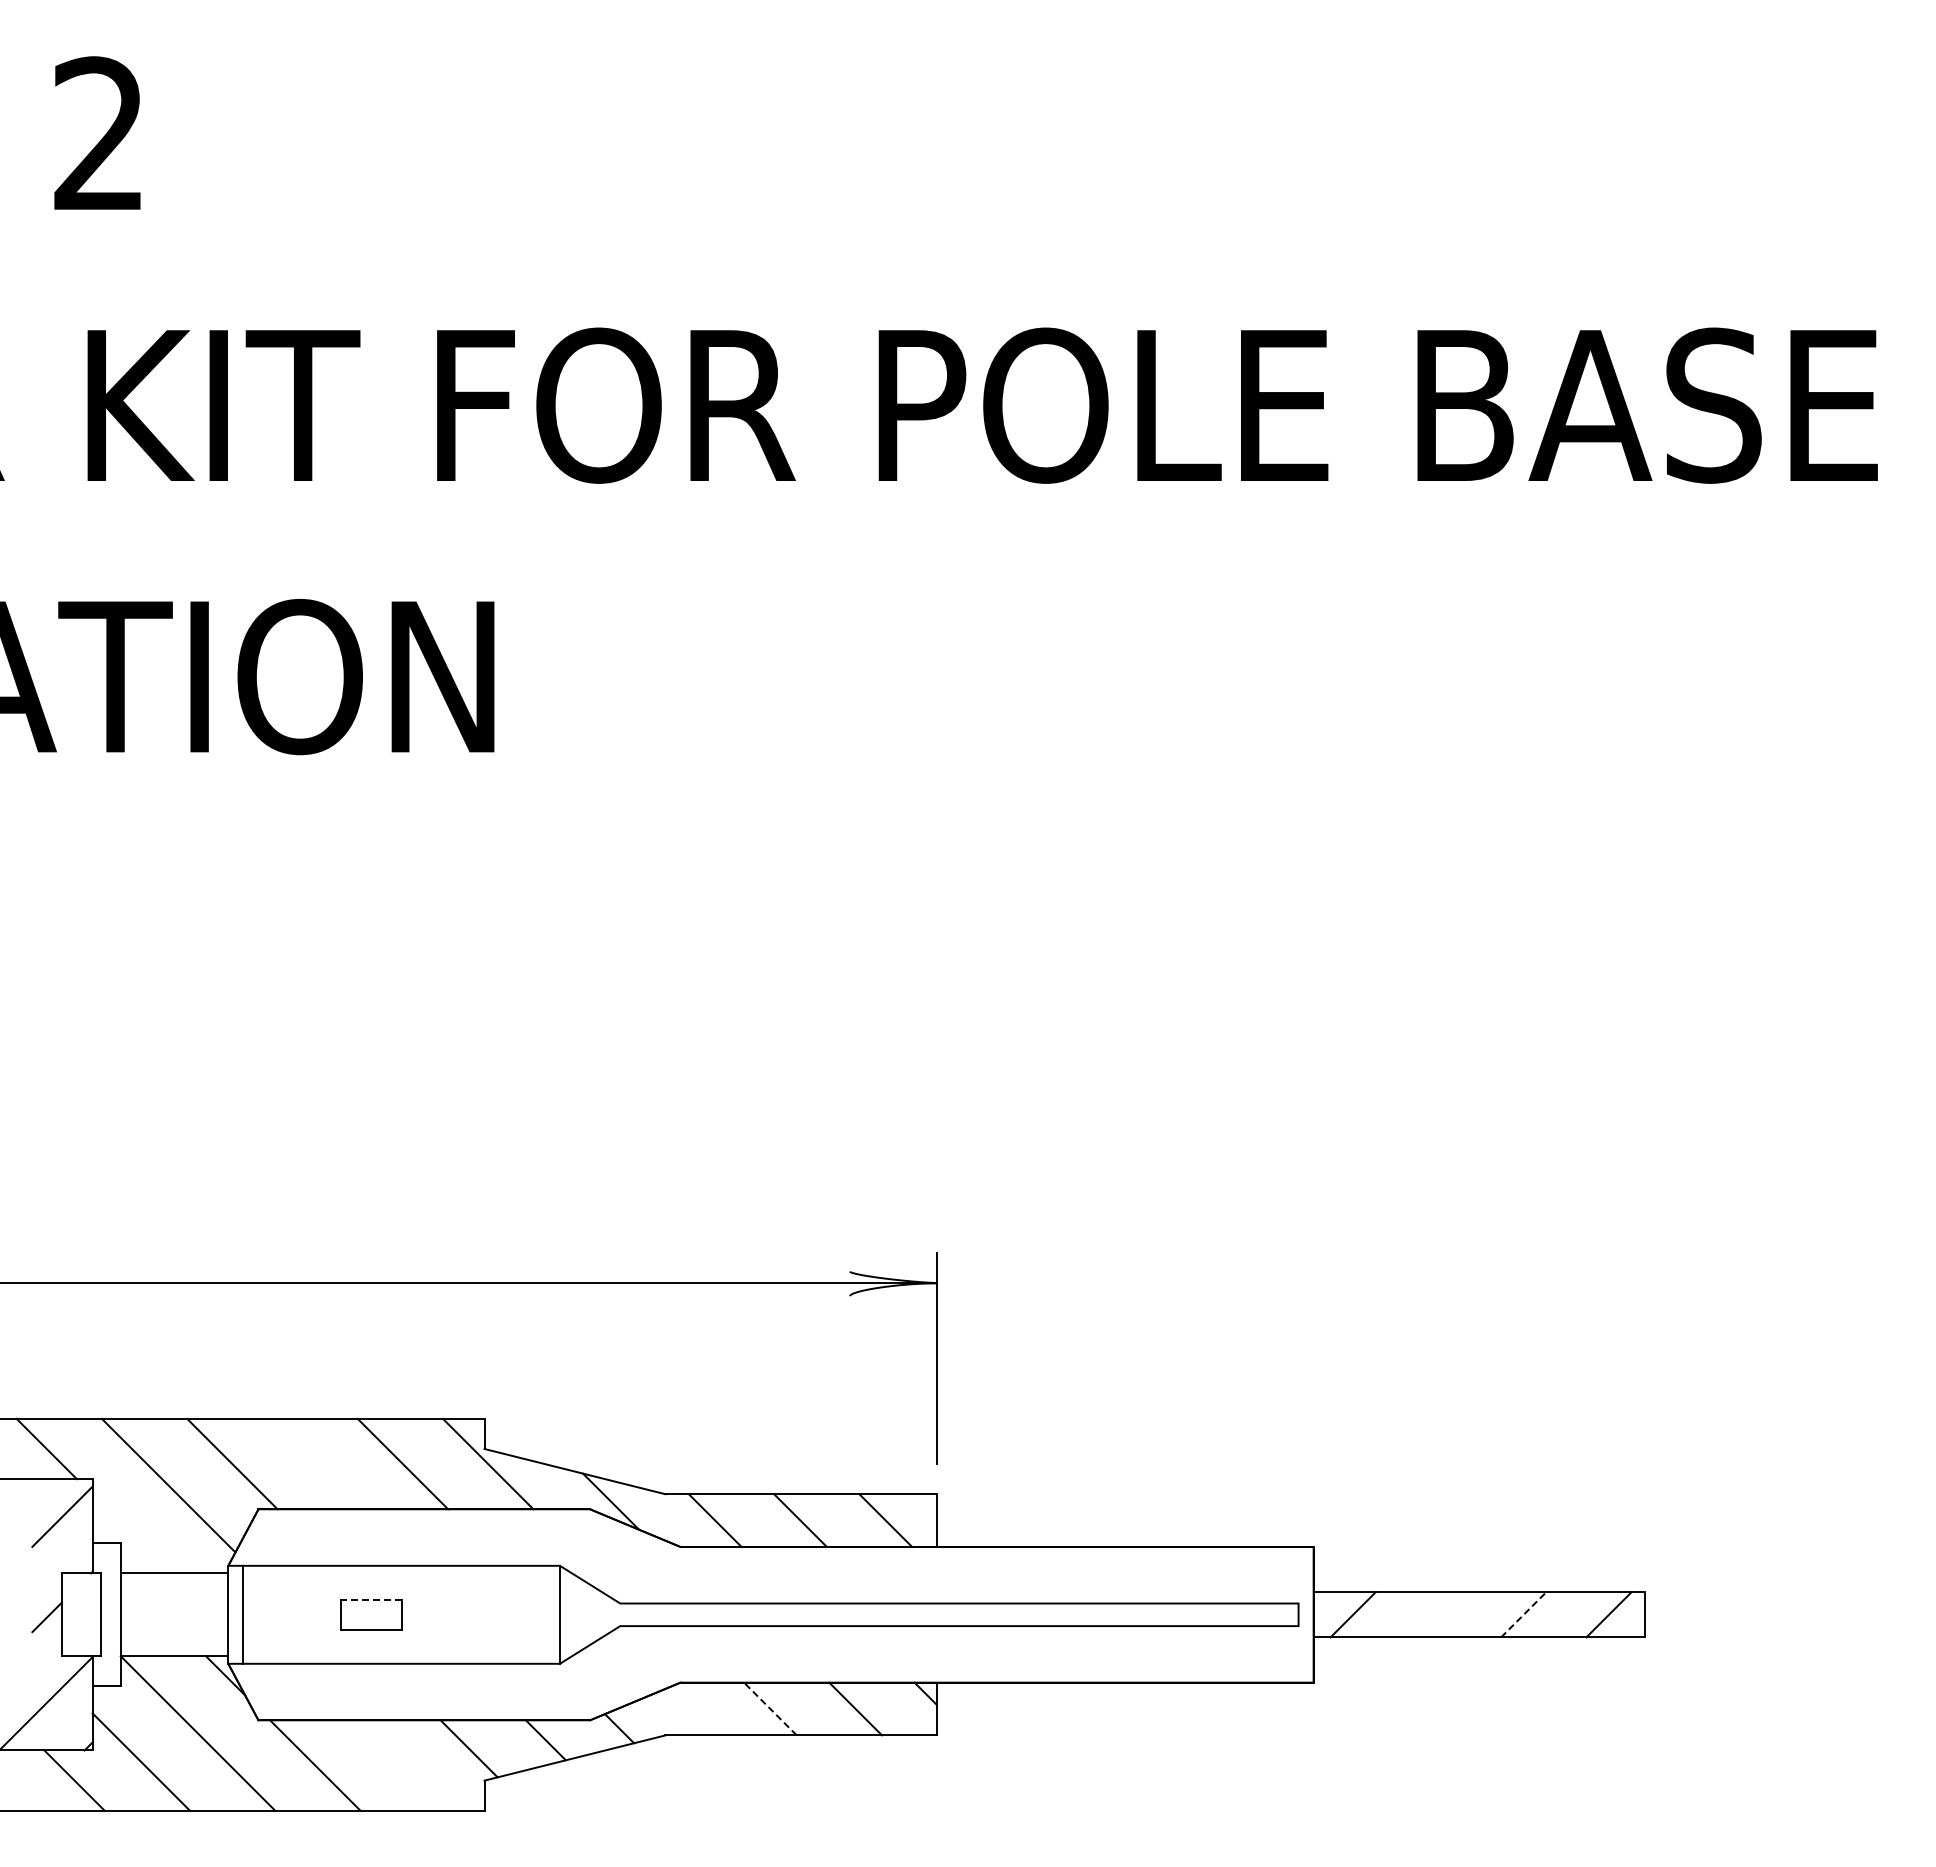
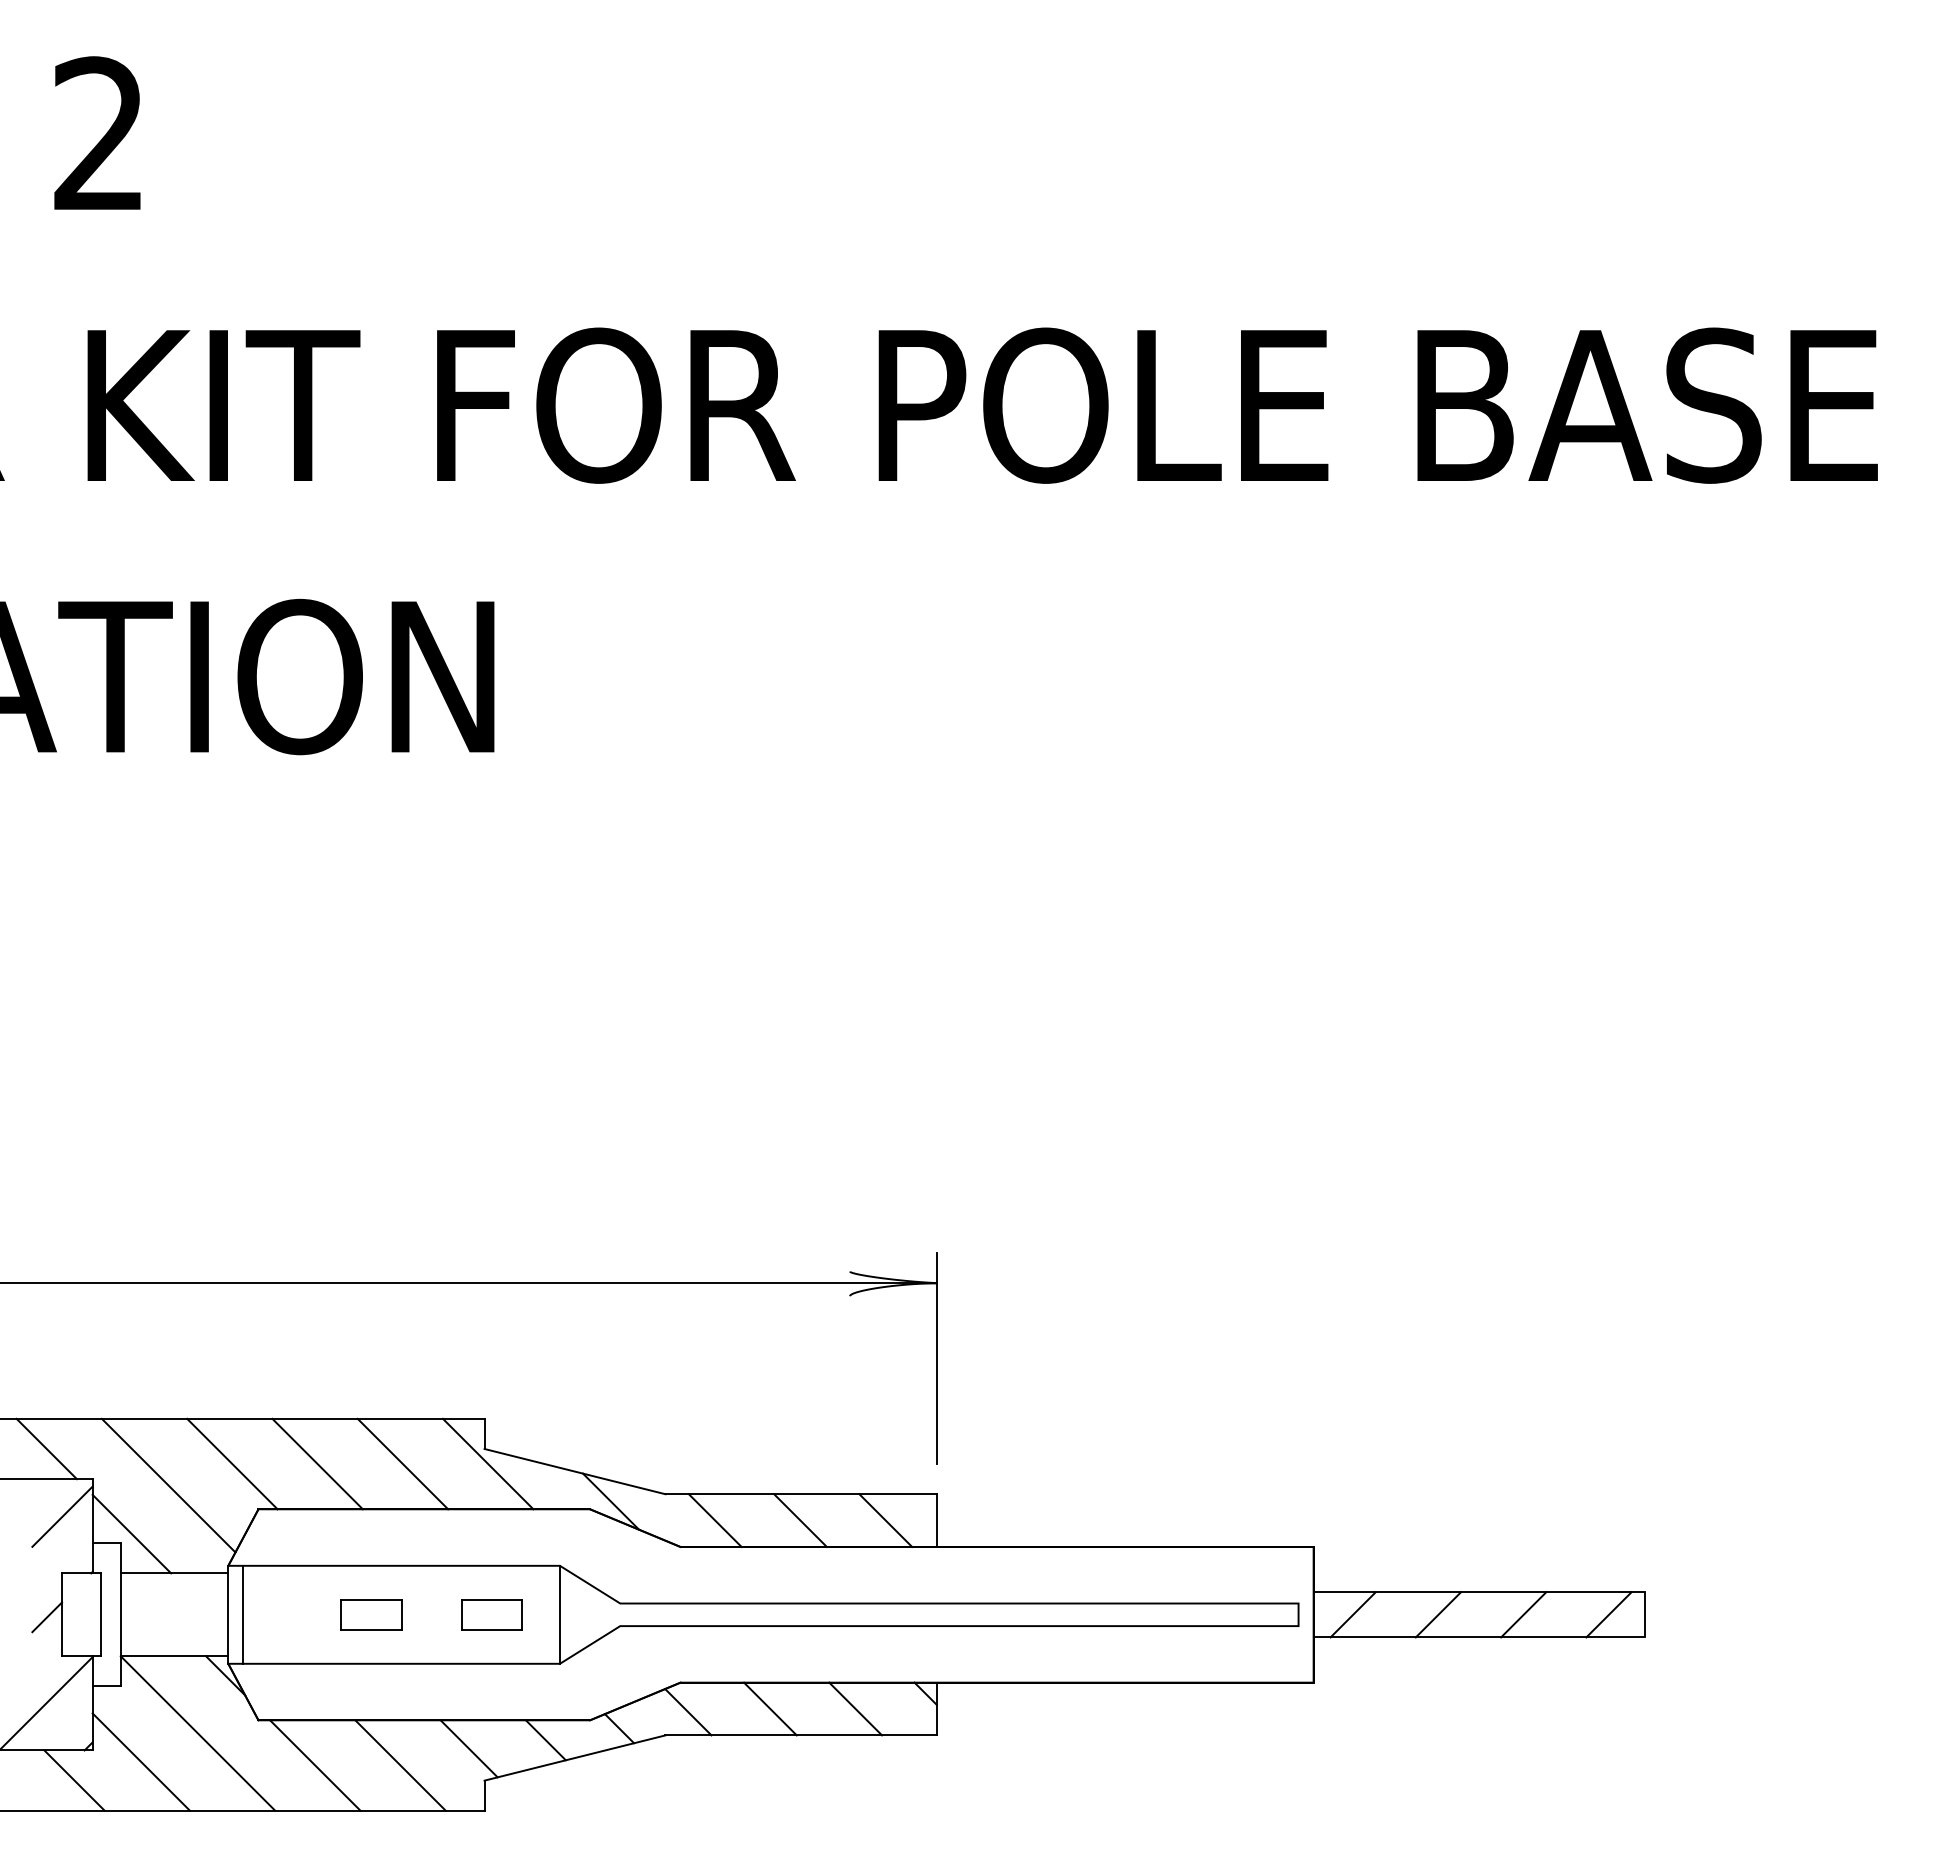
line: none -> present (317, 1463)
line: none -> present (131, 1533)
line: dashed -> solid (371, 1599)
part: none -> present (491, 1614)
line: none -> present (1438, 1614)
line: dashed -> solid (1523, 1614)
line: dashed -> solid (770, 1708)
line: none -> present (688, 1712)
line: none -> present (400, 1765)
